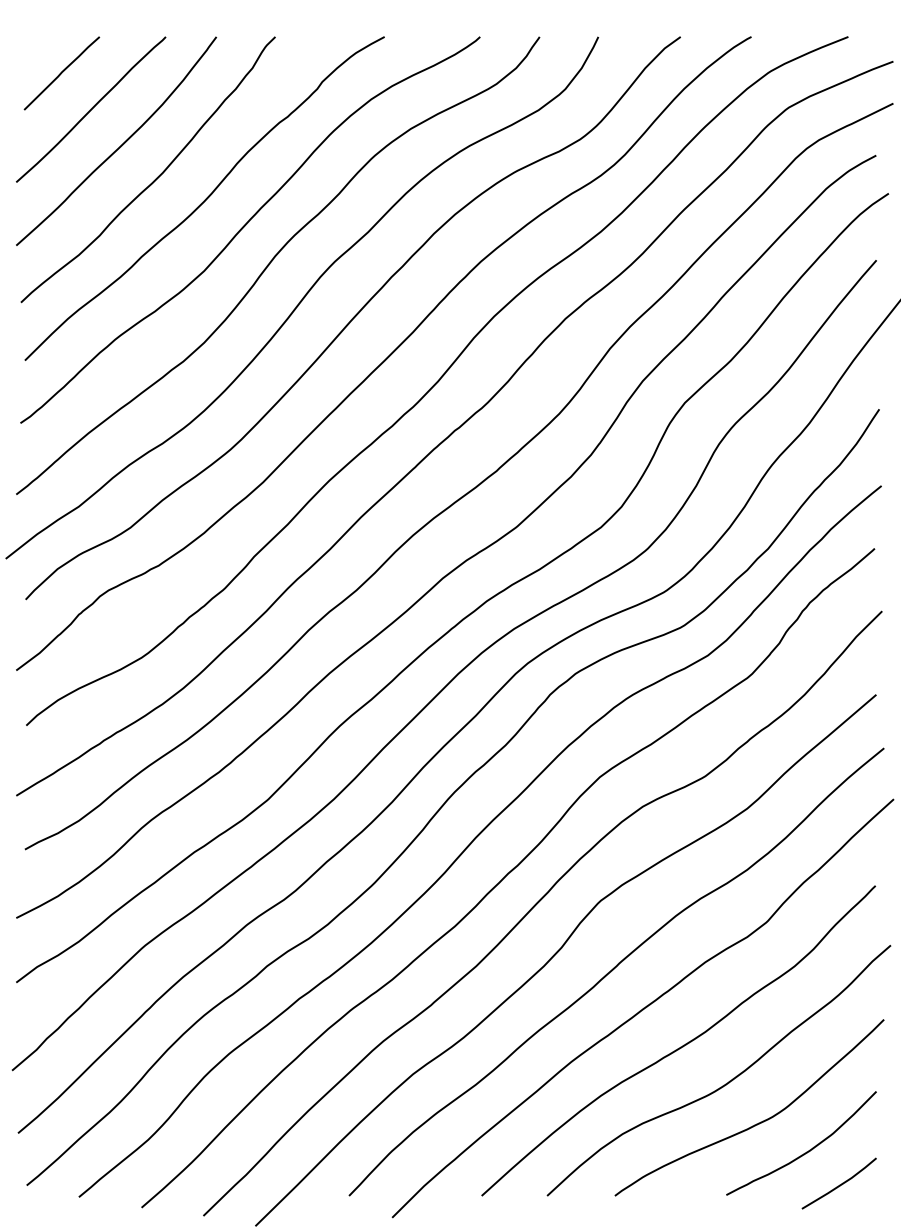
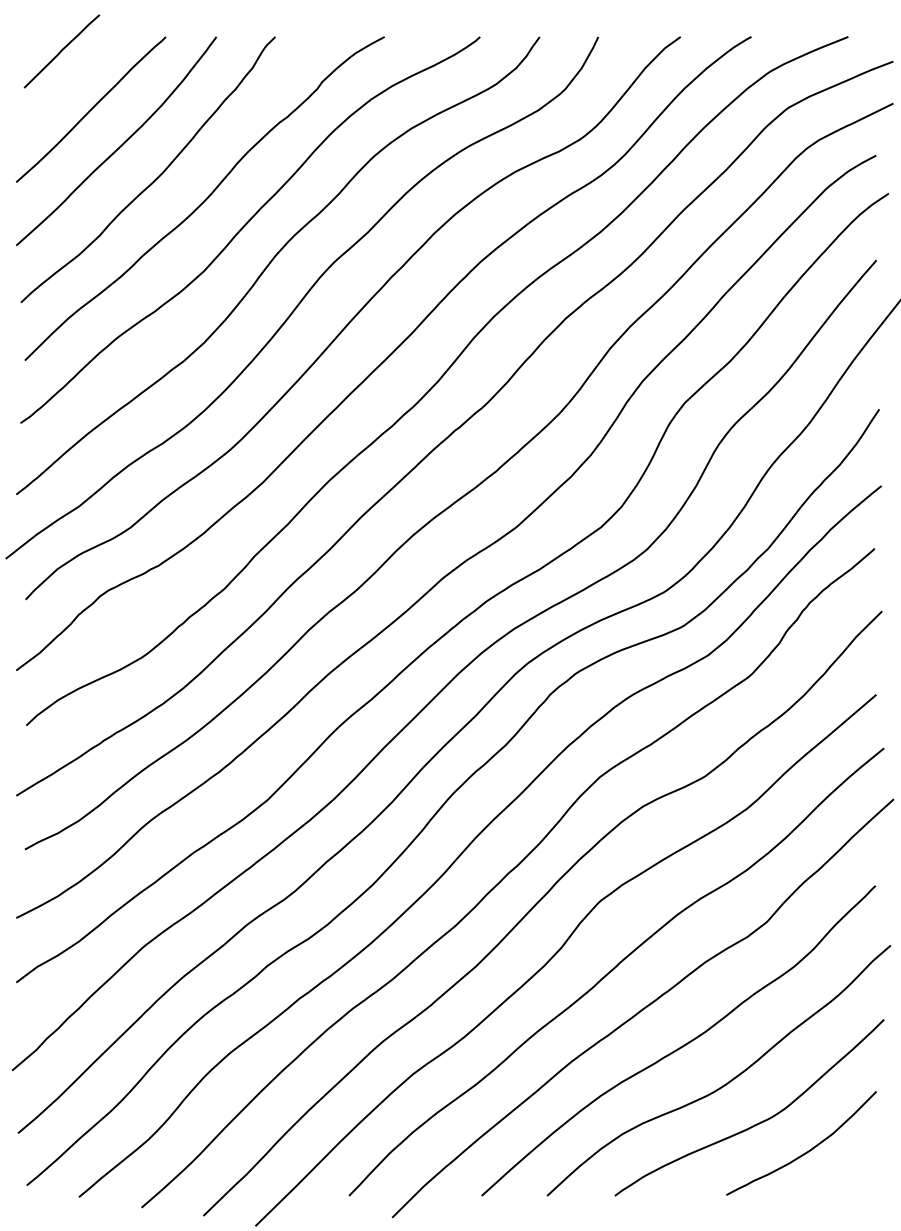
line position: (61, 73) -> (61, 51) (61, 51)
line: present -> none (839, 1184)
